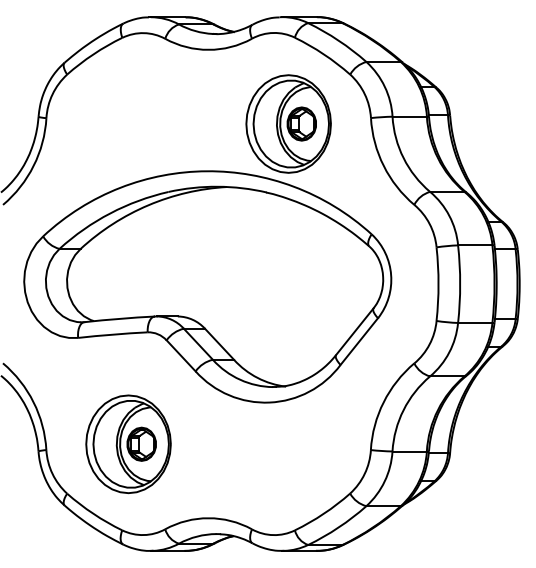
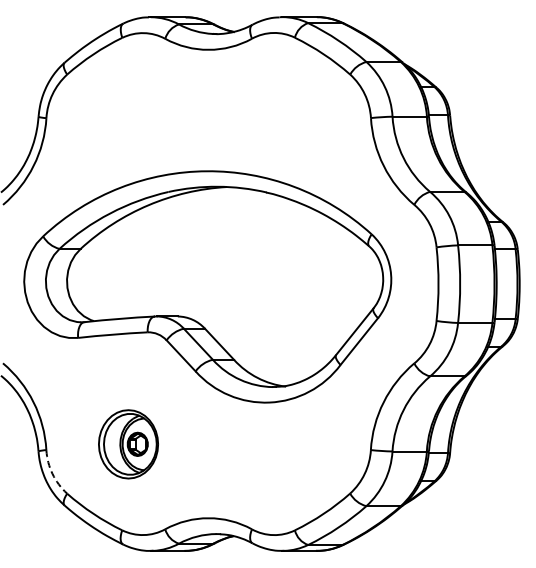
part: present -> none (288, 123)
part size: 87x101 px -> 61x71 px (128, 444)
arc: solid -> dashed (52, 473)
